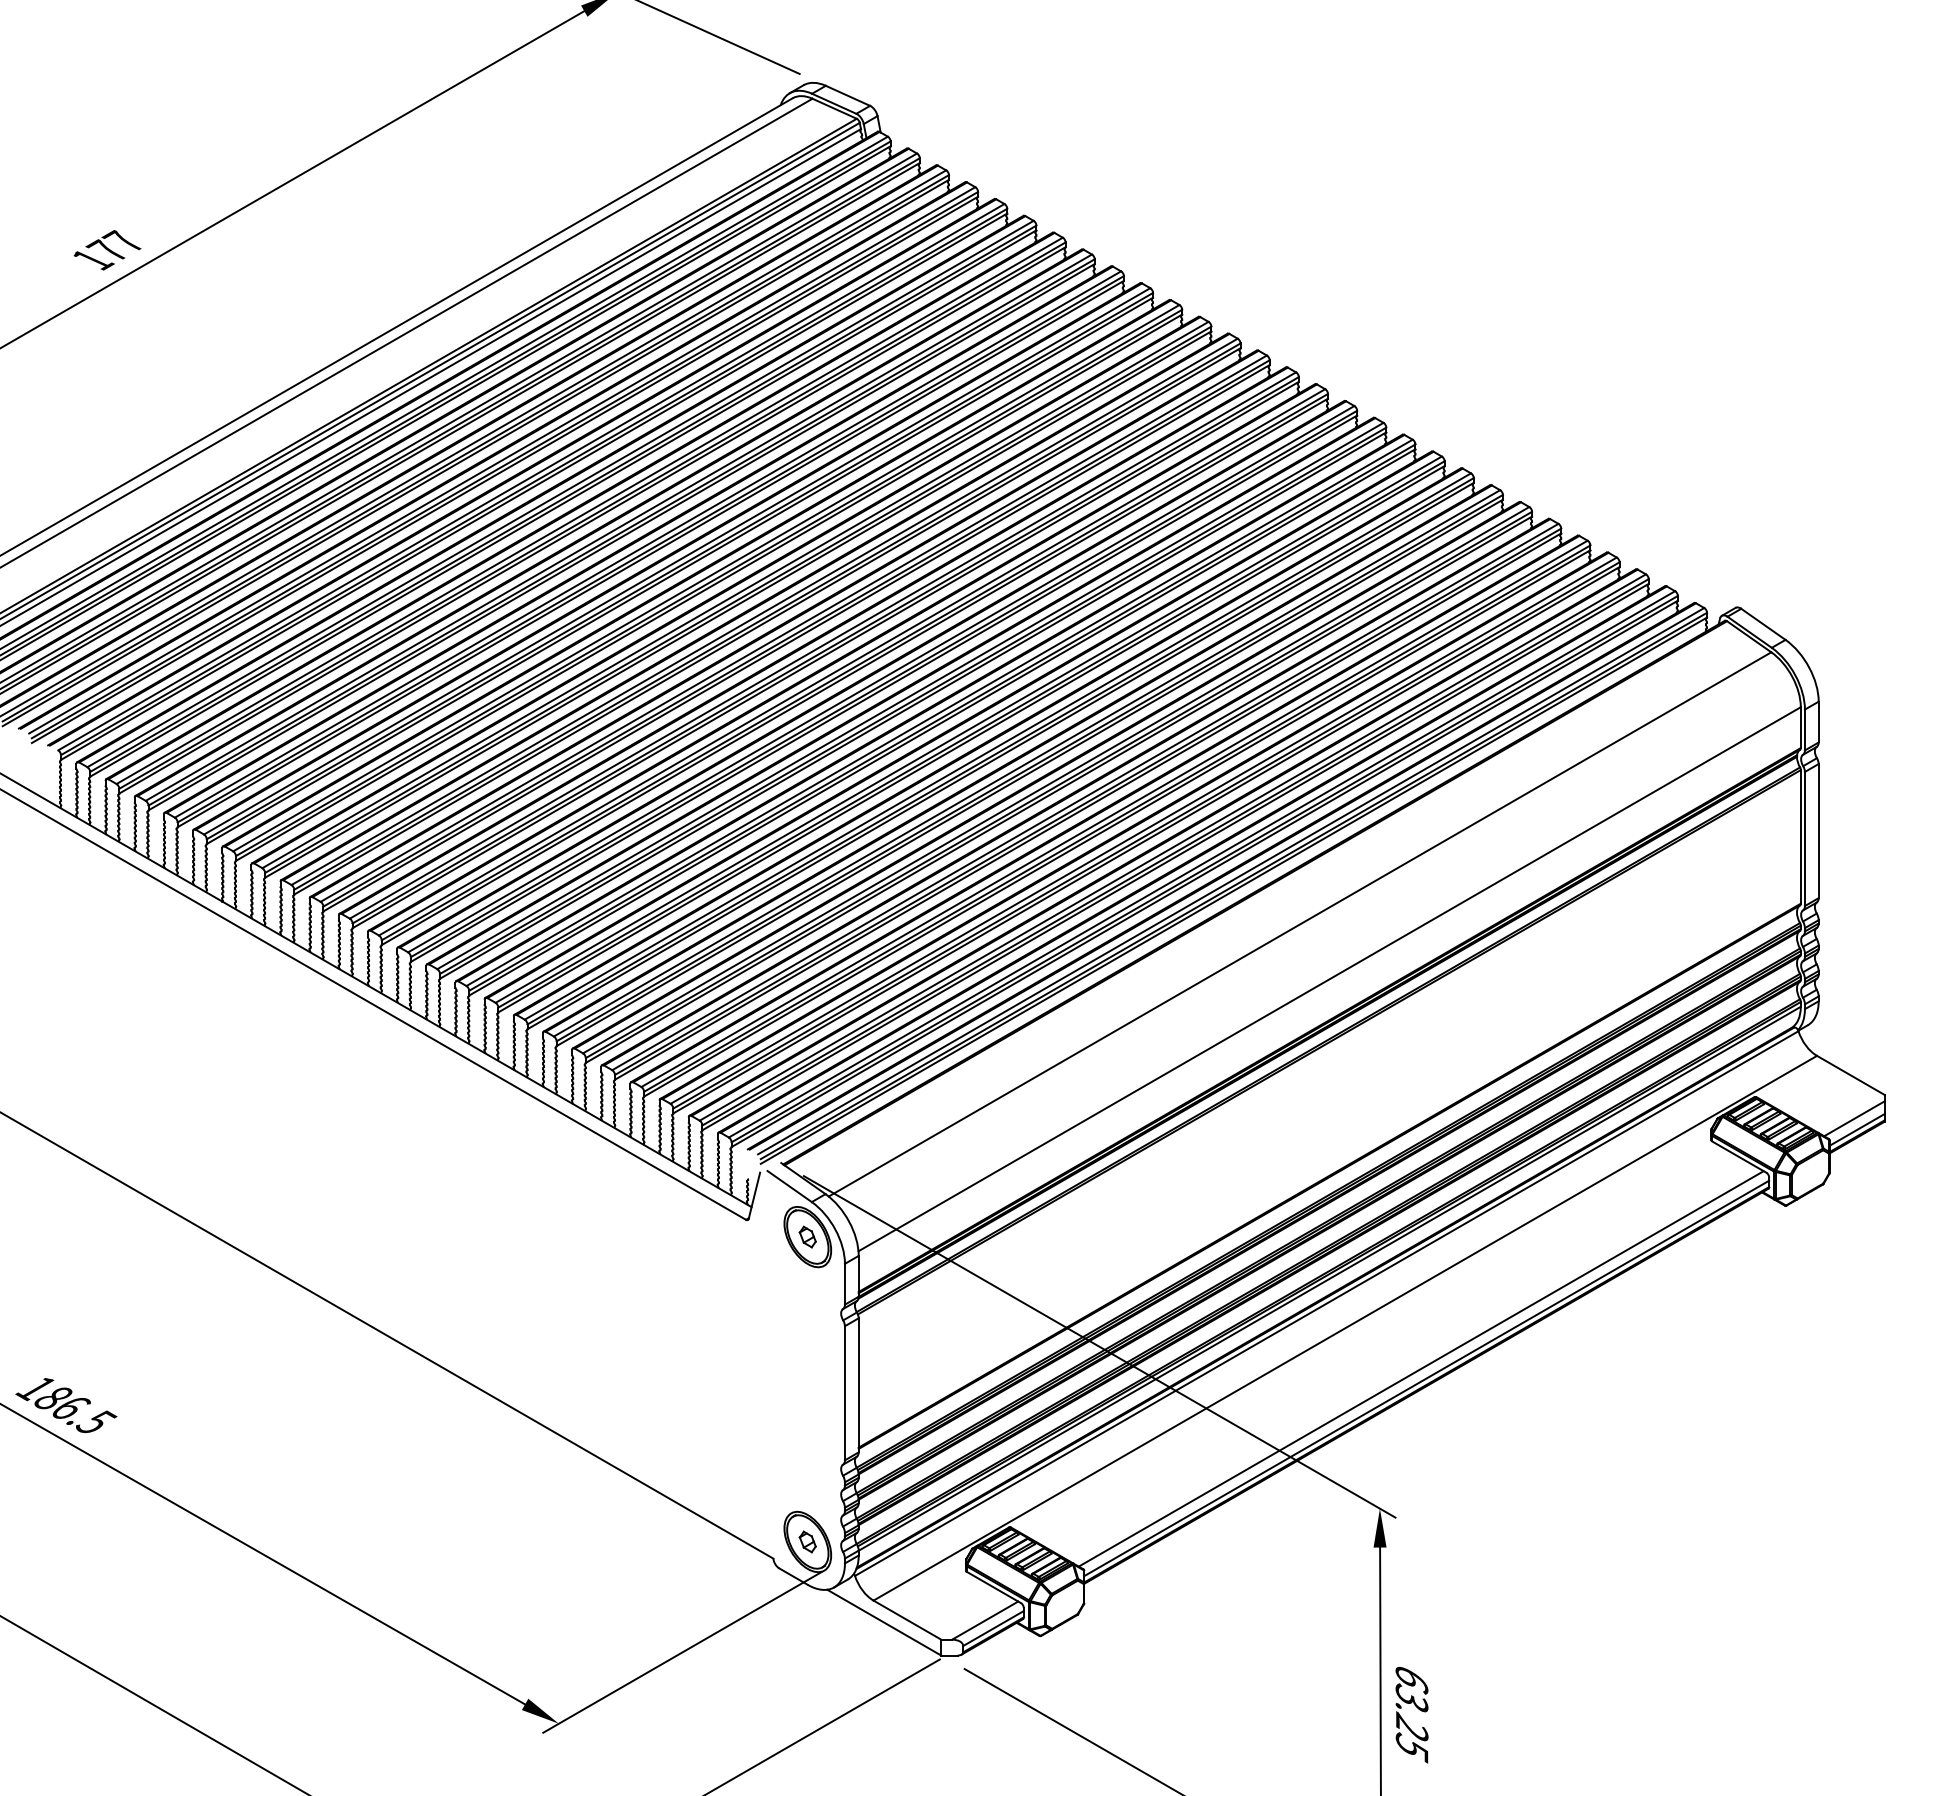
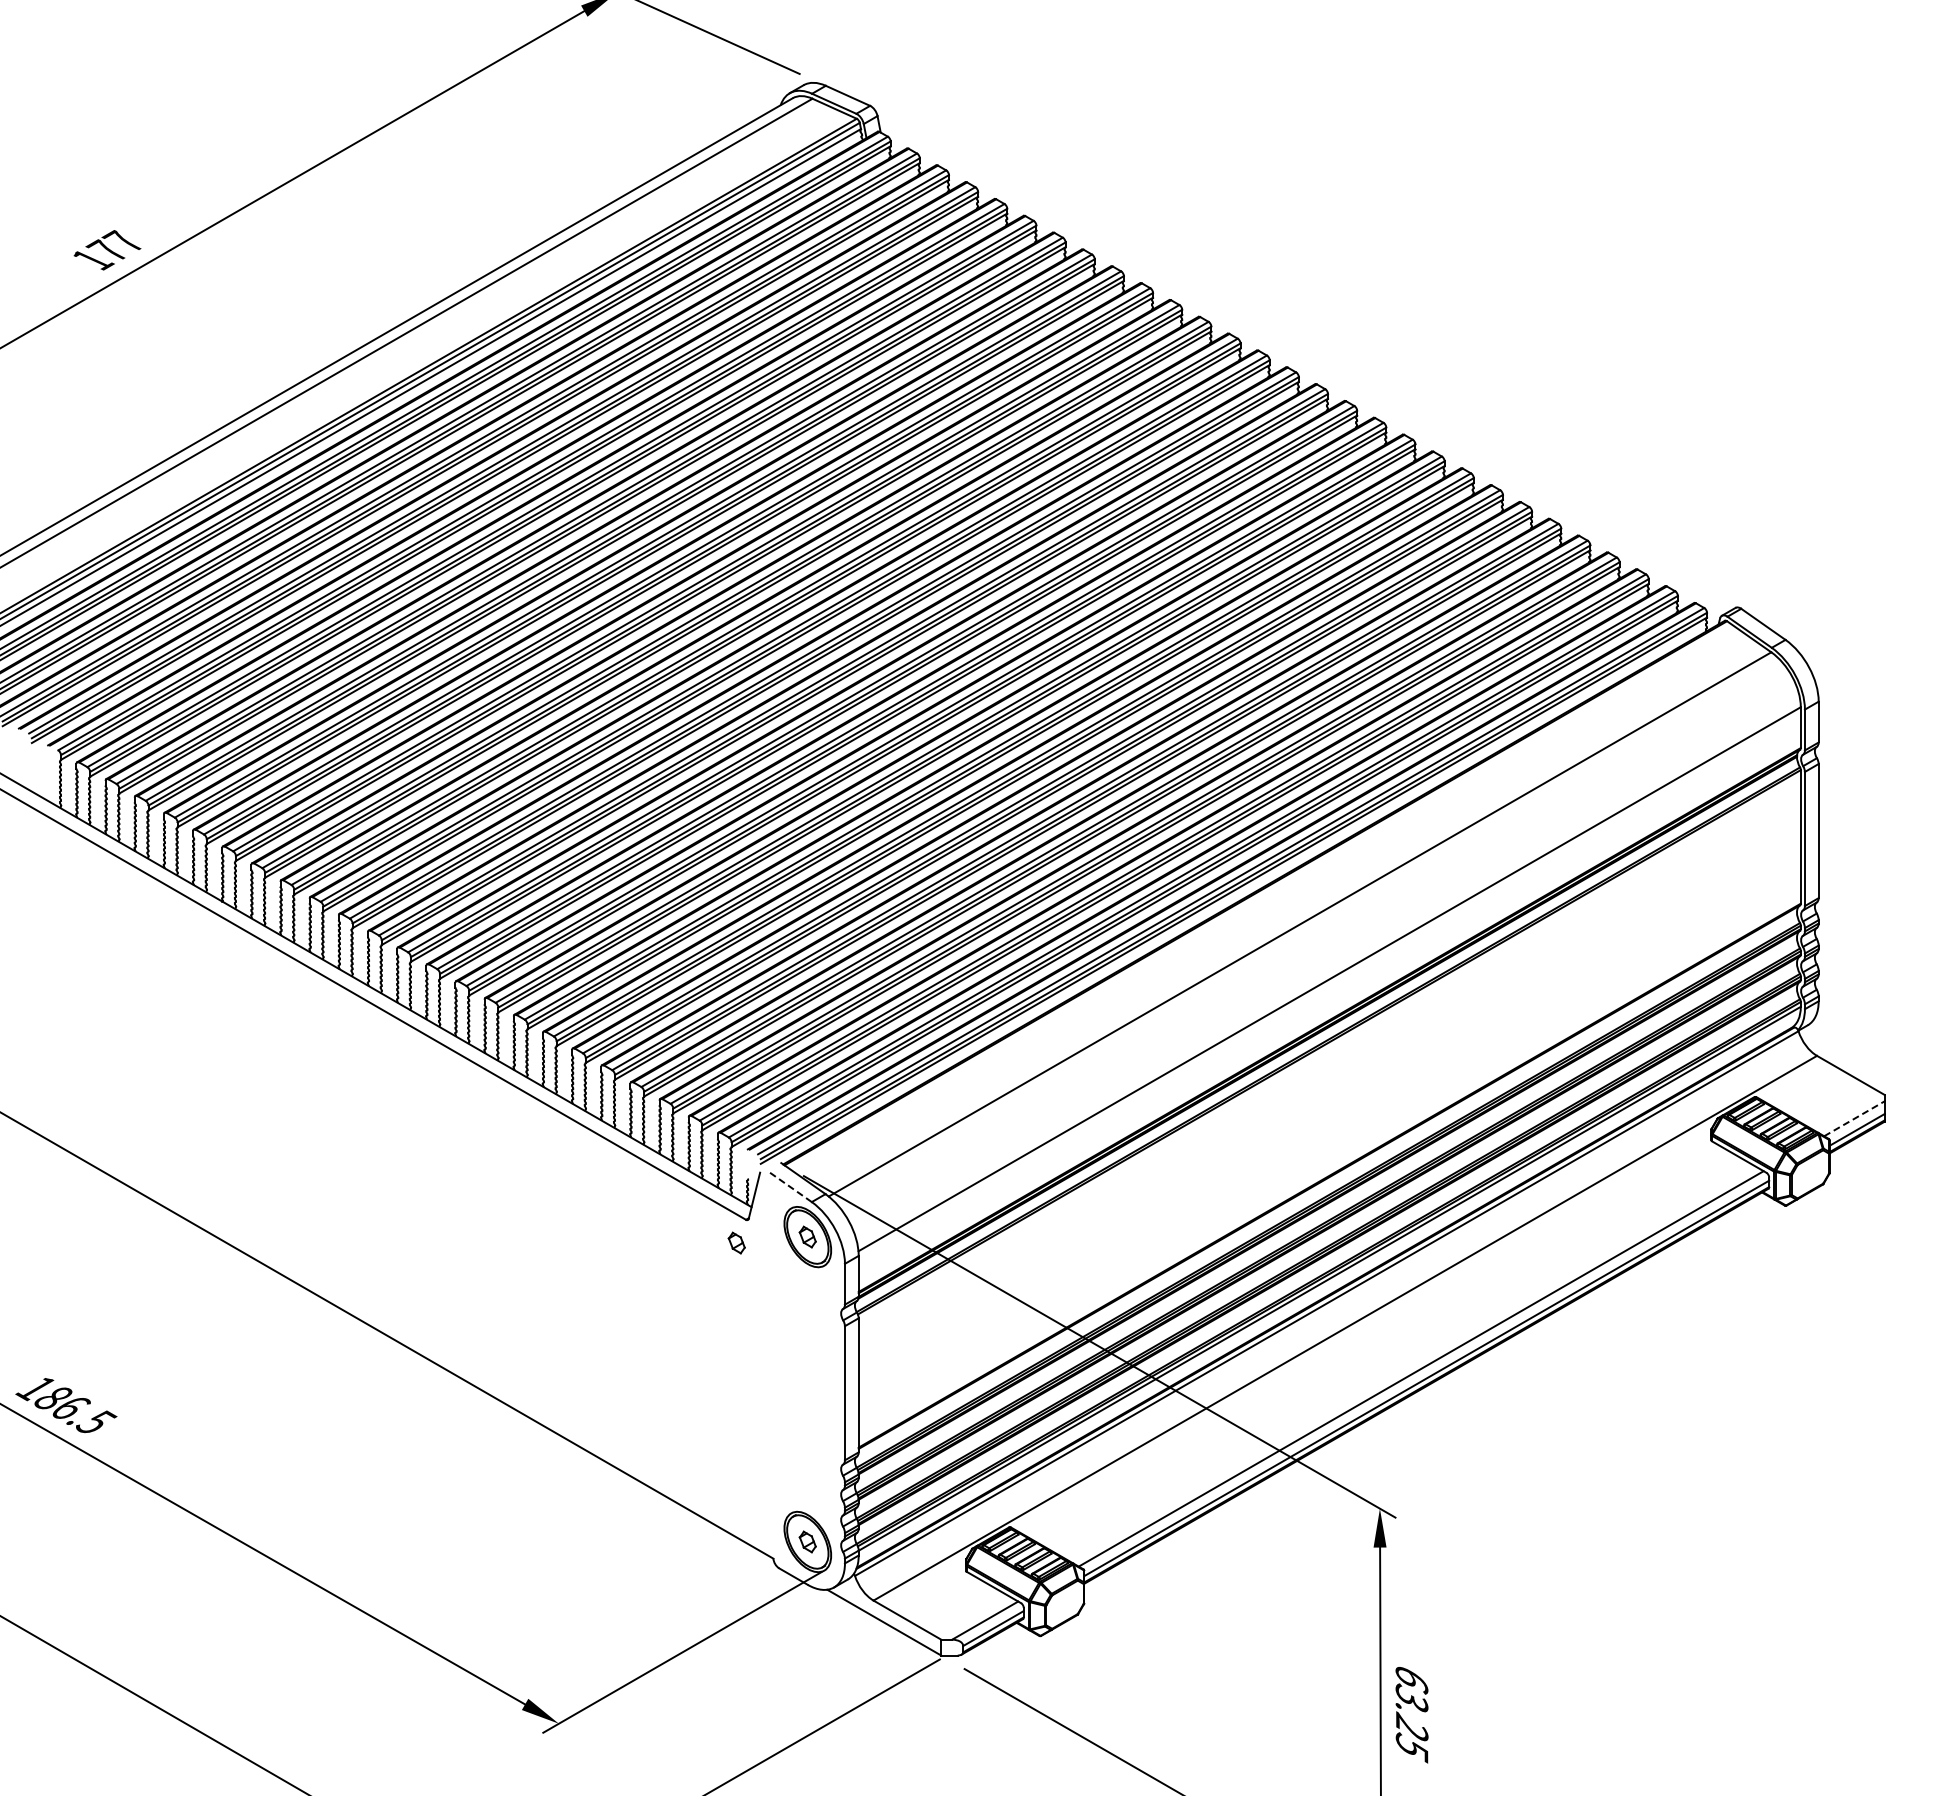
line: solid -> dashed (1854, 1118)
line: solid -> dashed (789, 1186)
part: none -> present (736, 1242)
